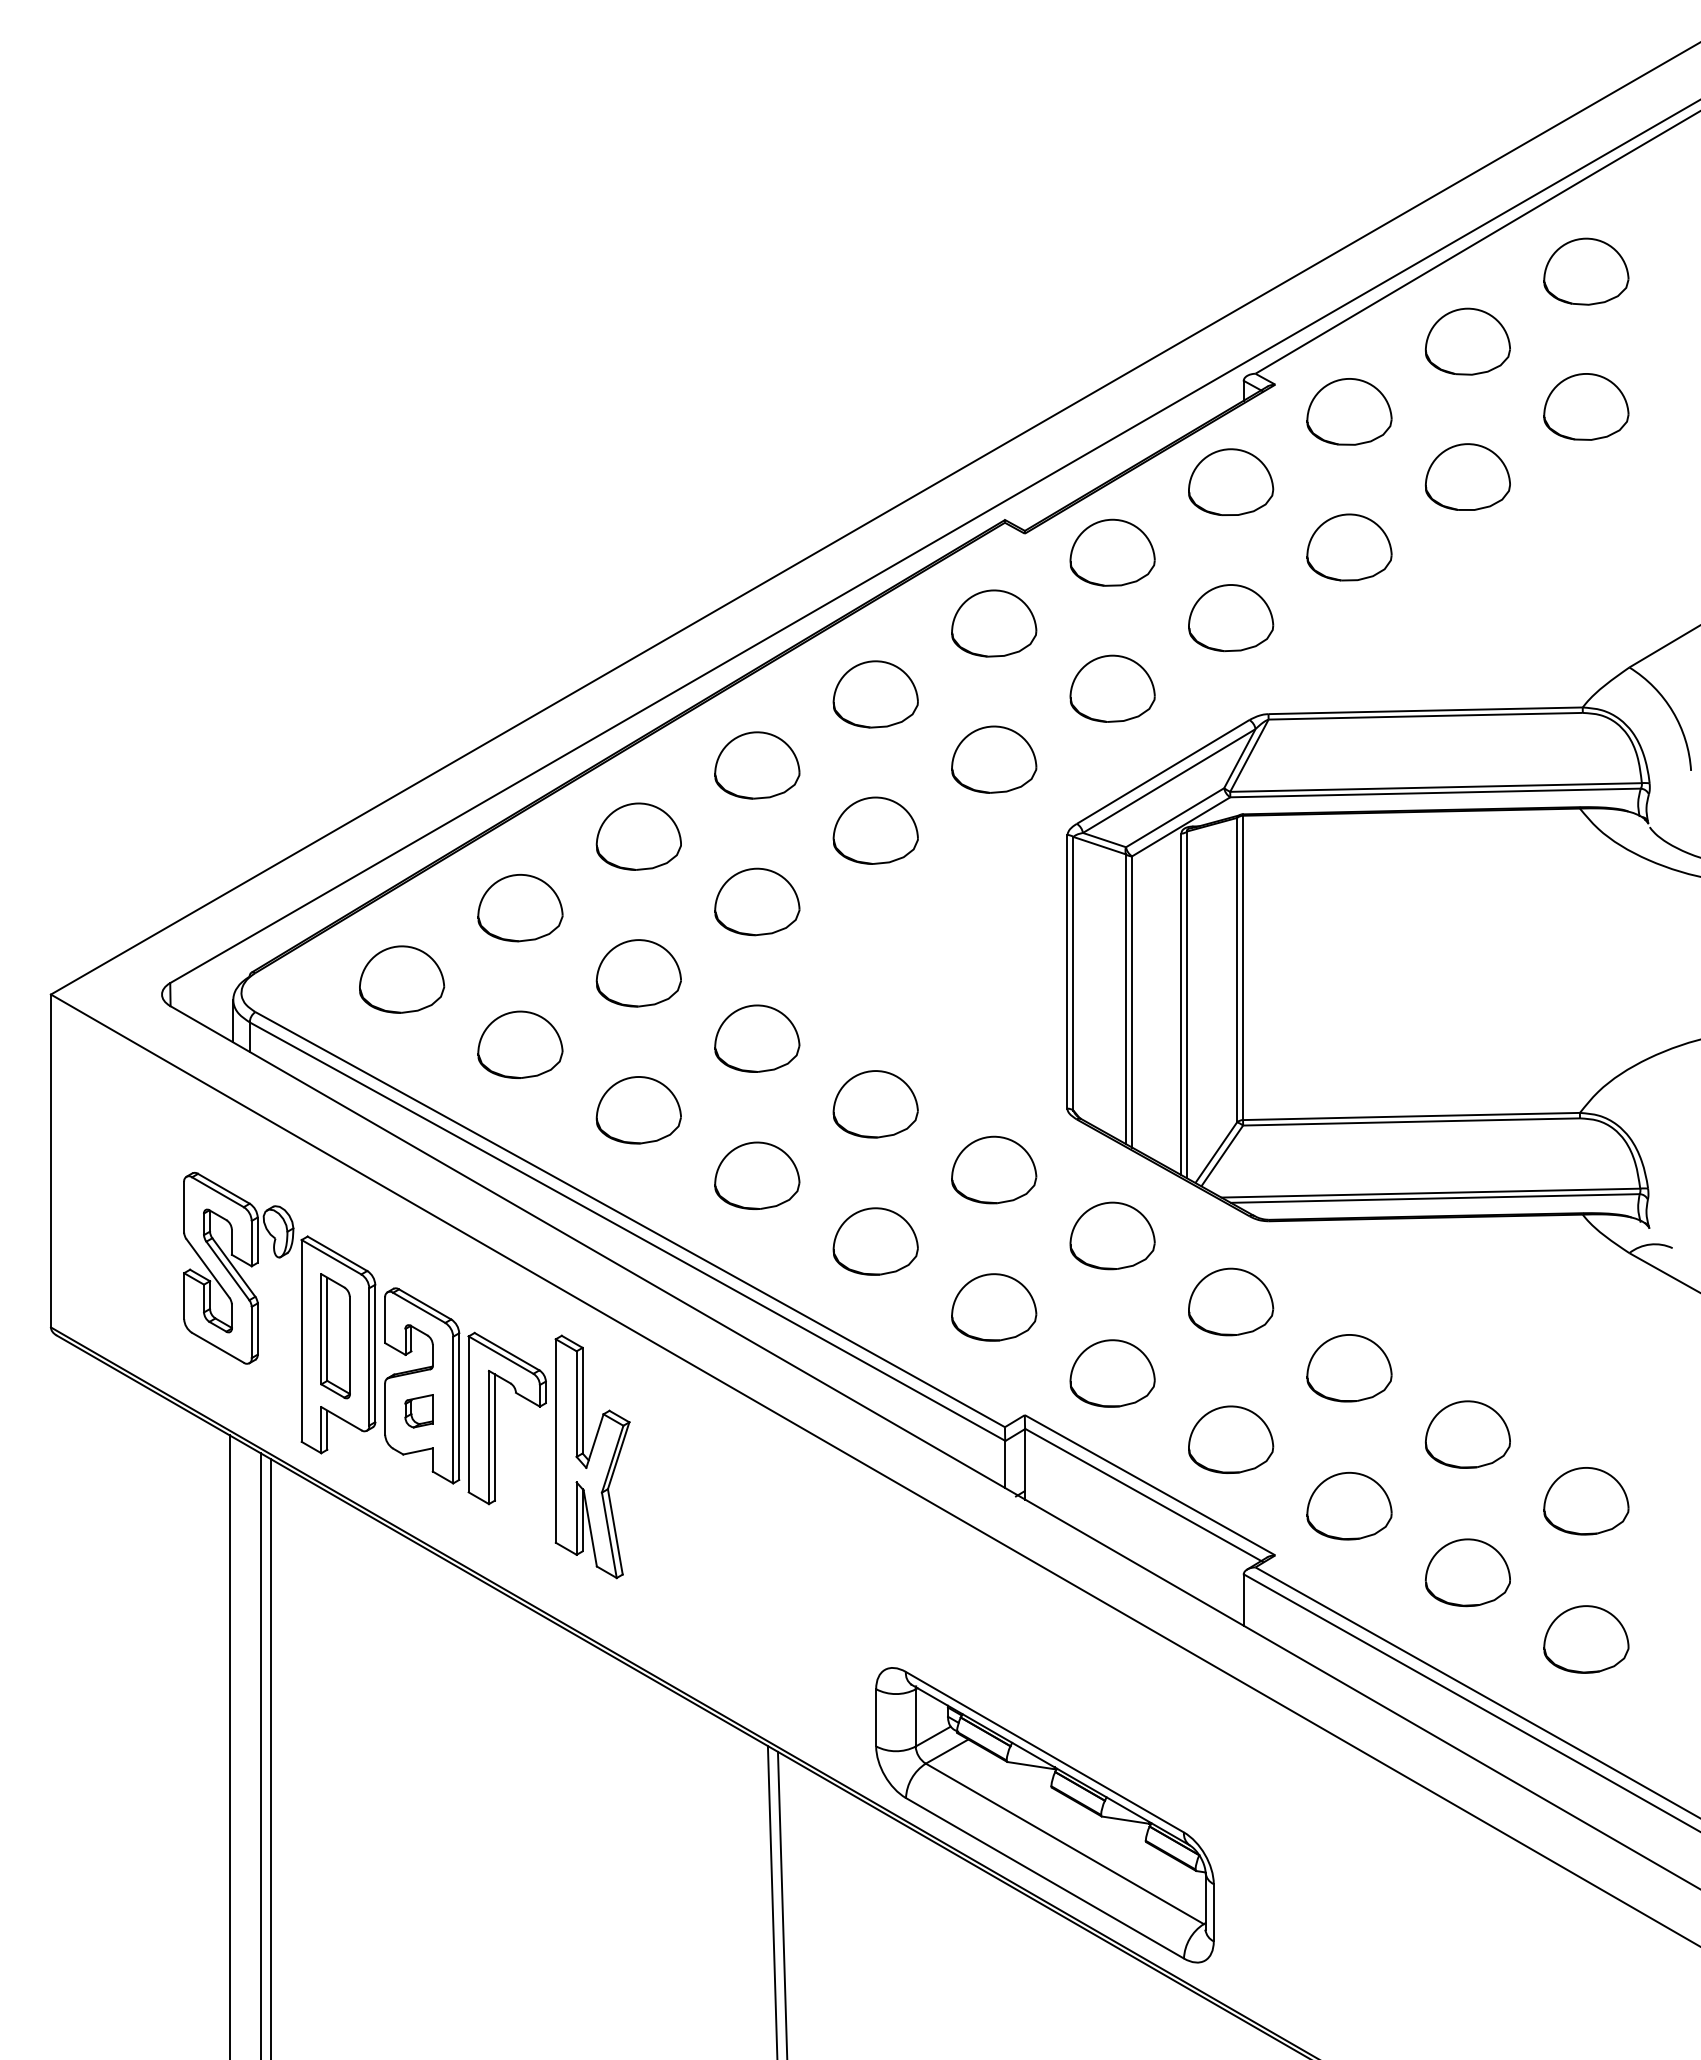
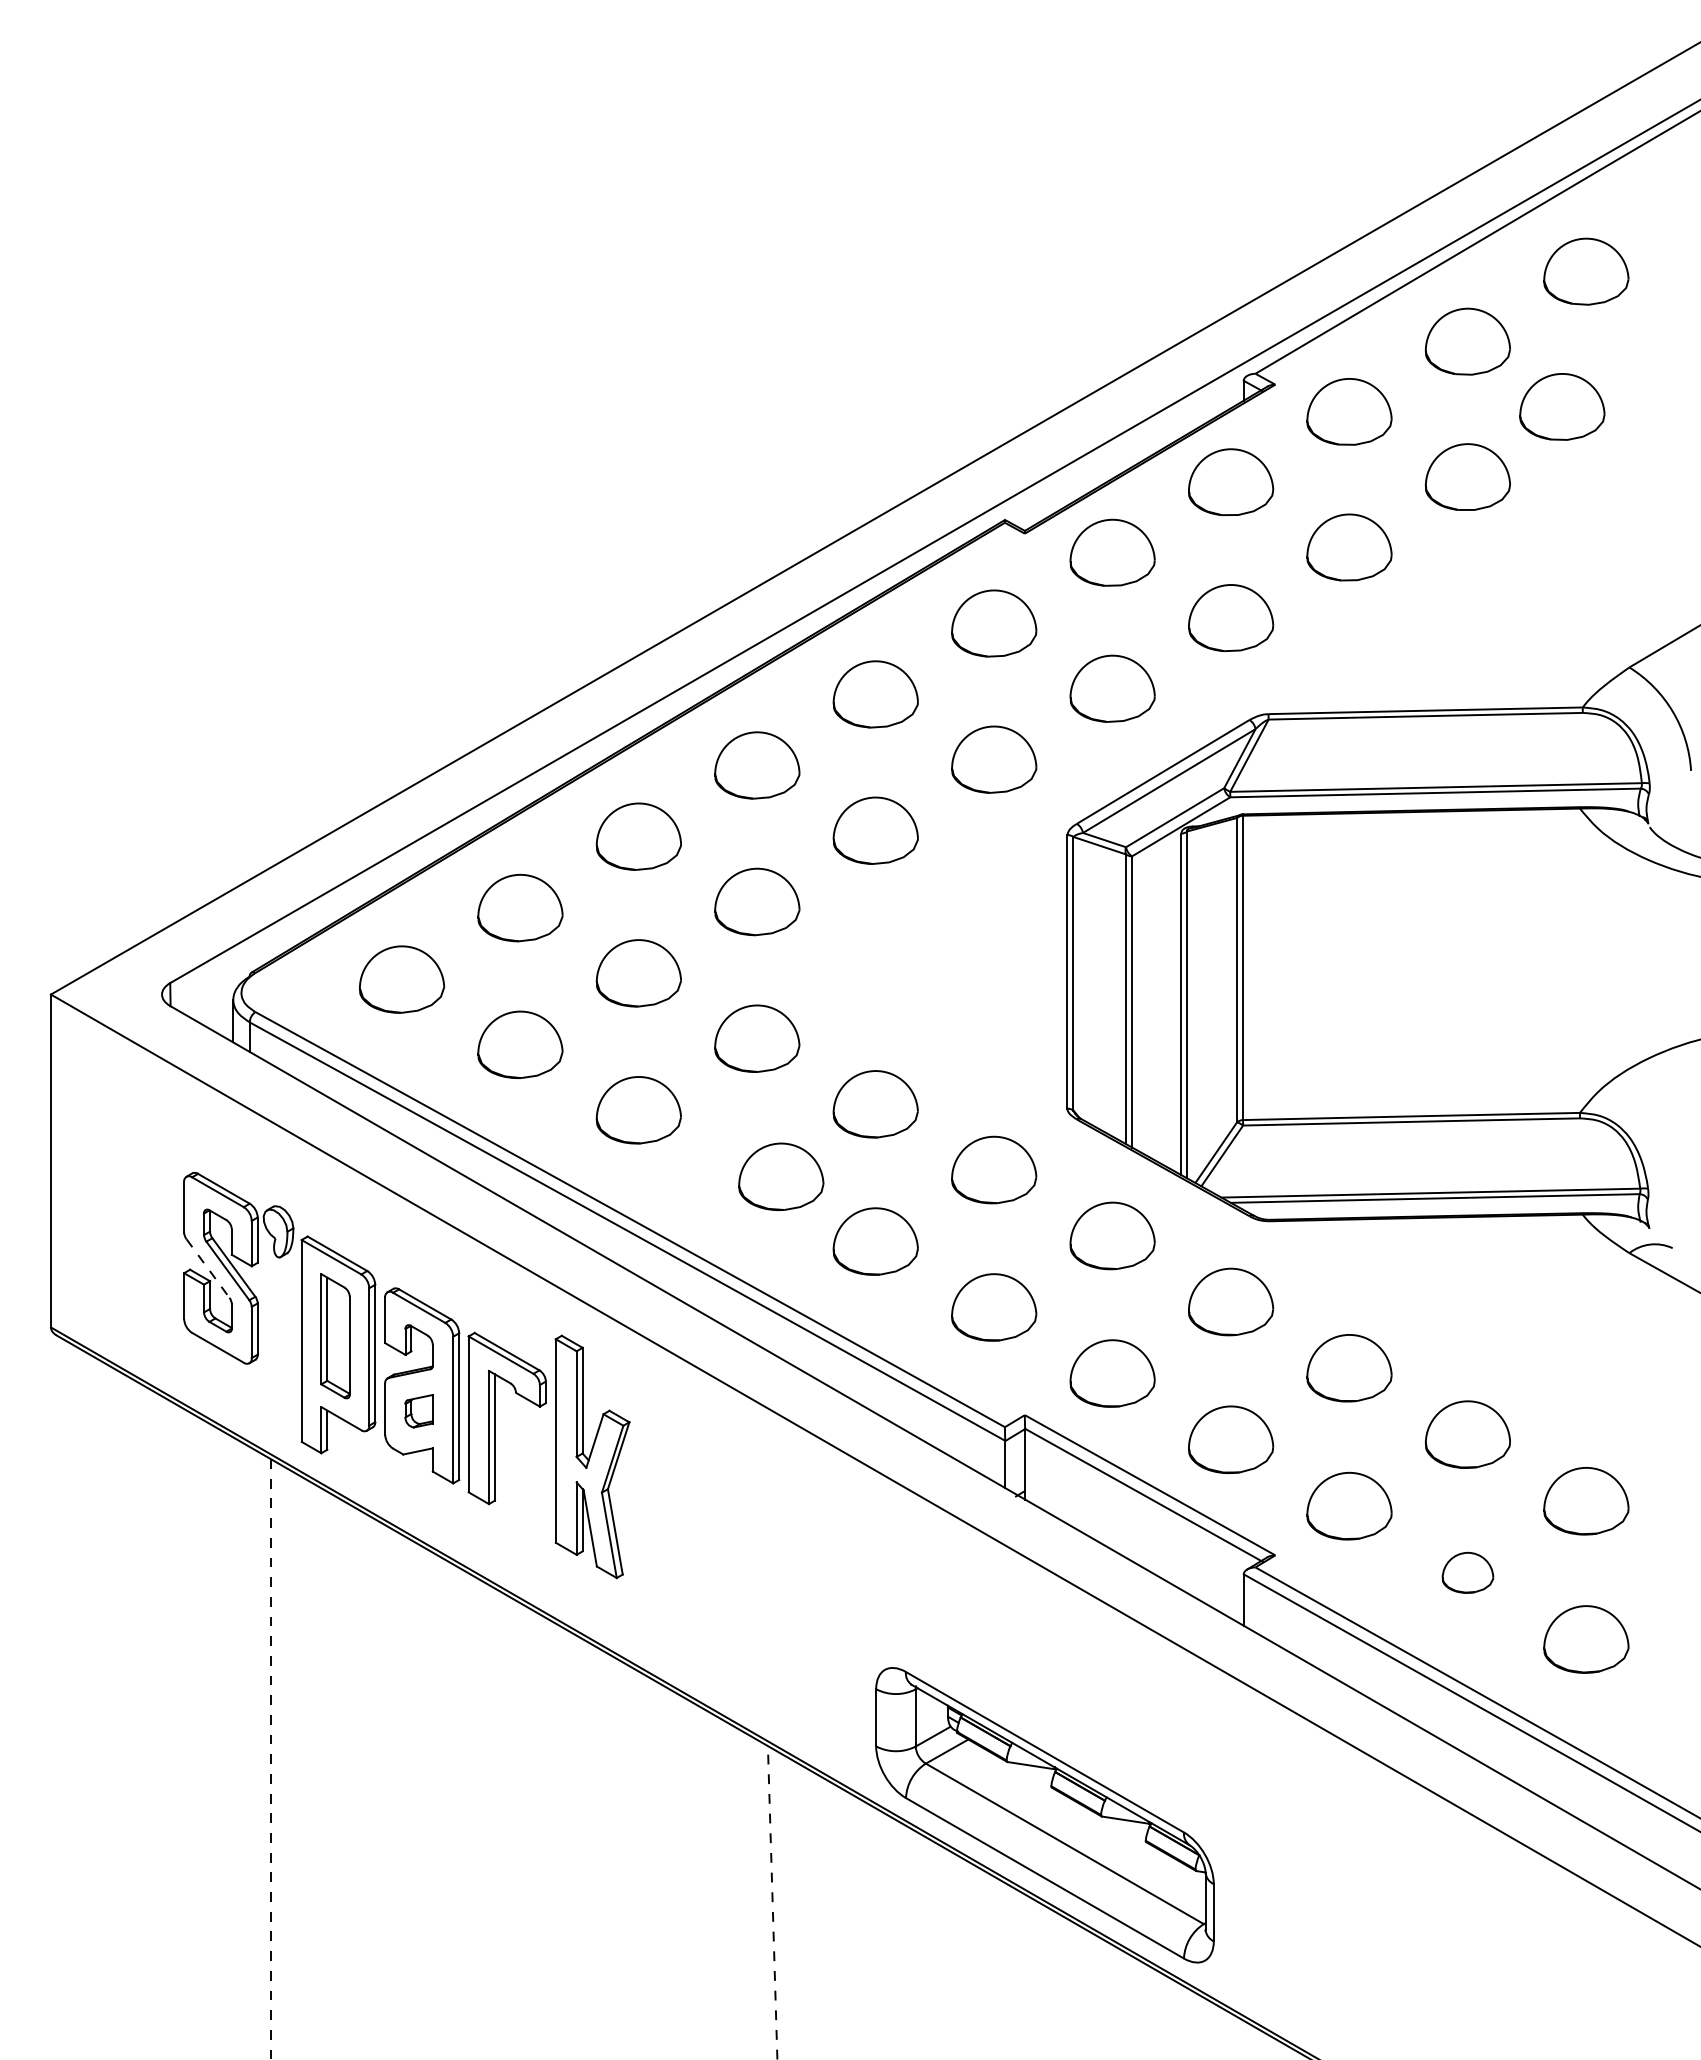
part position: (1586, 406) -> (1562, 406) (1562, 406)
part position: (757, 1175) -> (781, 1176) (781, 1176)
line: solid -> dashed (208, 1268)
part size: 86x70 px -> 54x42 px (1467, 1572)
line: present -> none (229, 1745)
line: present -> none (260, 1754)
line: solid -> dashed (270, 1759)
line: solid -> dashed (772, 1902)
line: present -> none (782, 1903)
